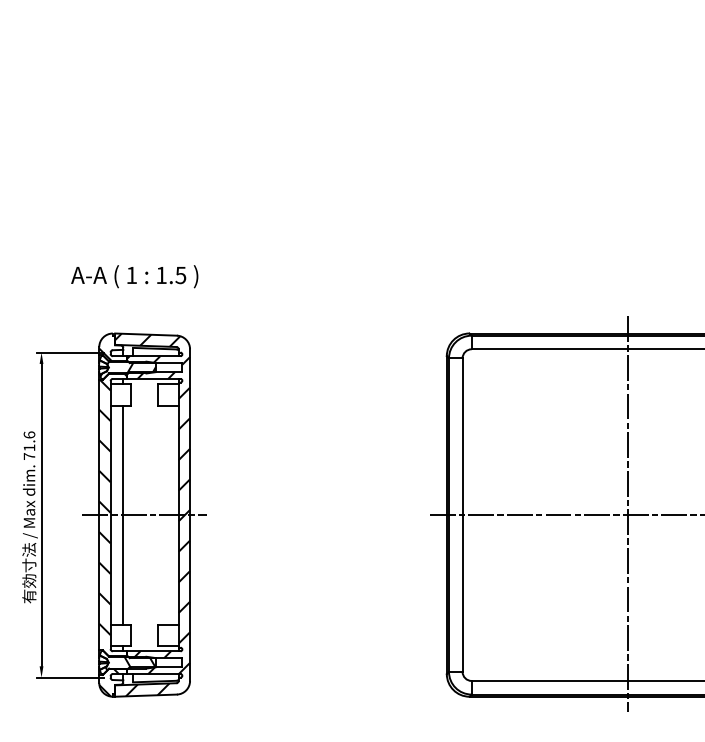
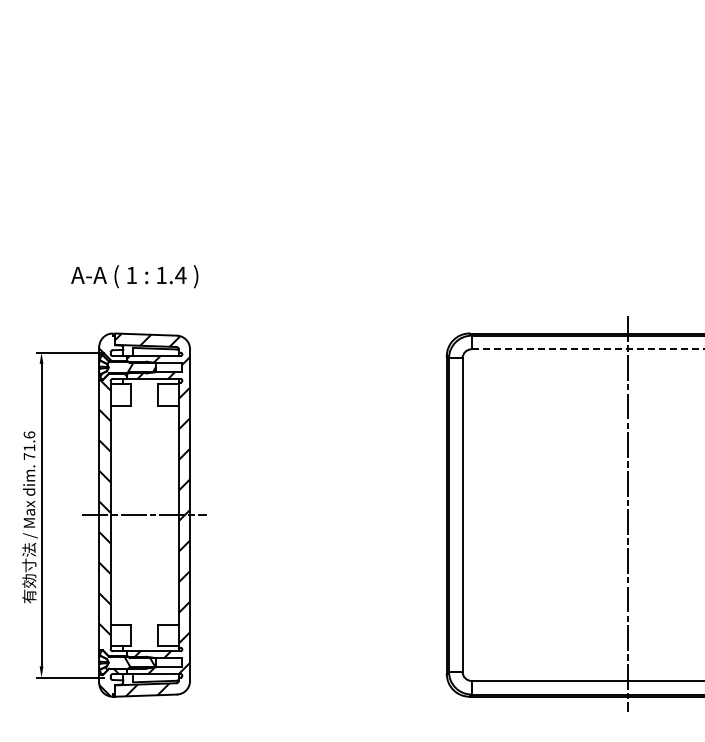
text: 1.5 -> 1.4 (180, 275)
line: solid -> dashed (588, 349)
line: present -> none (123, 514)
line: present -> none (565, 515)
